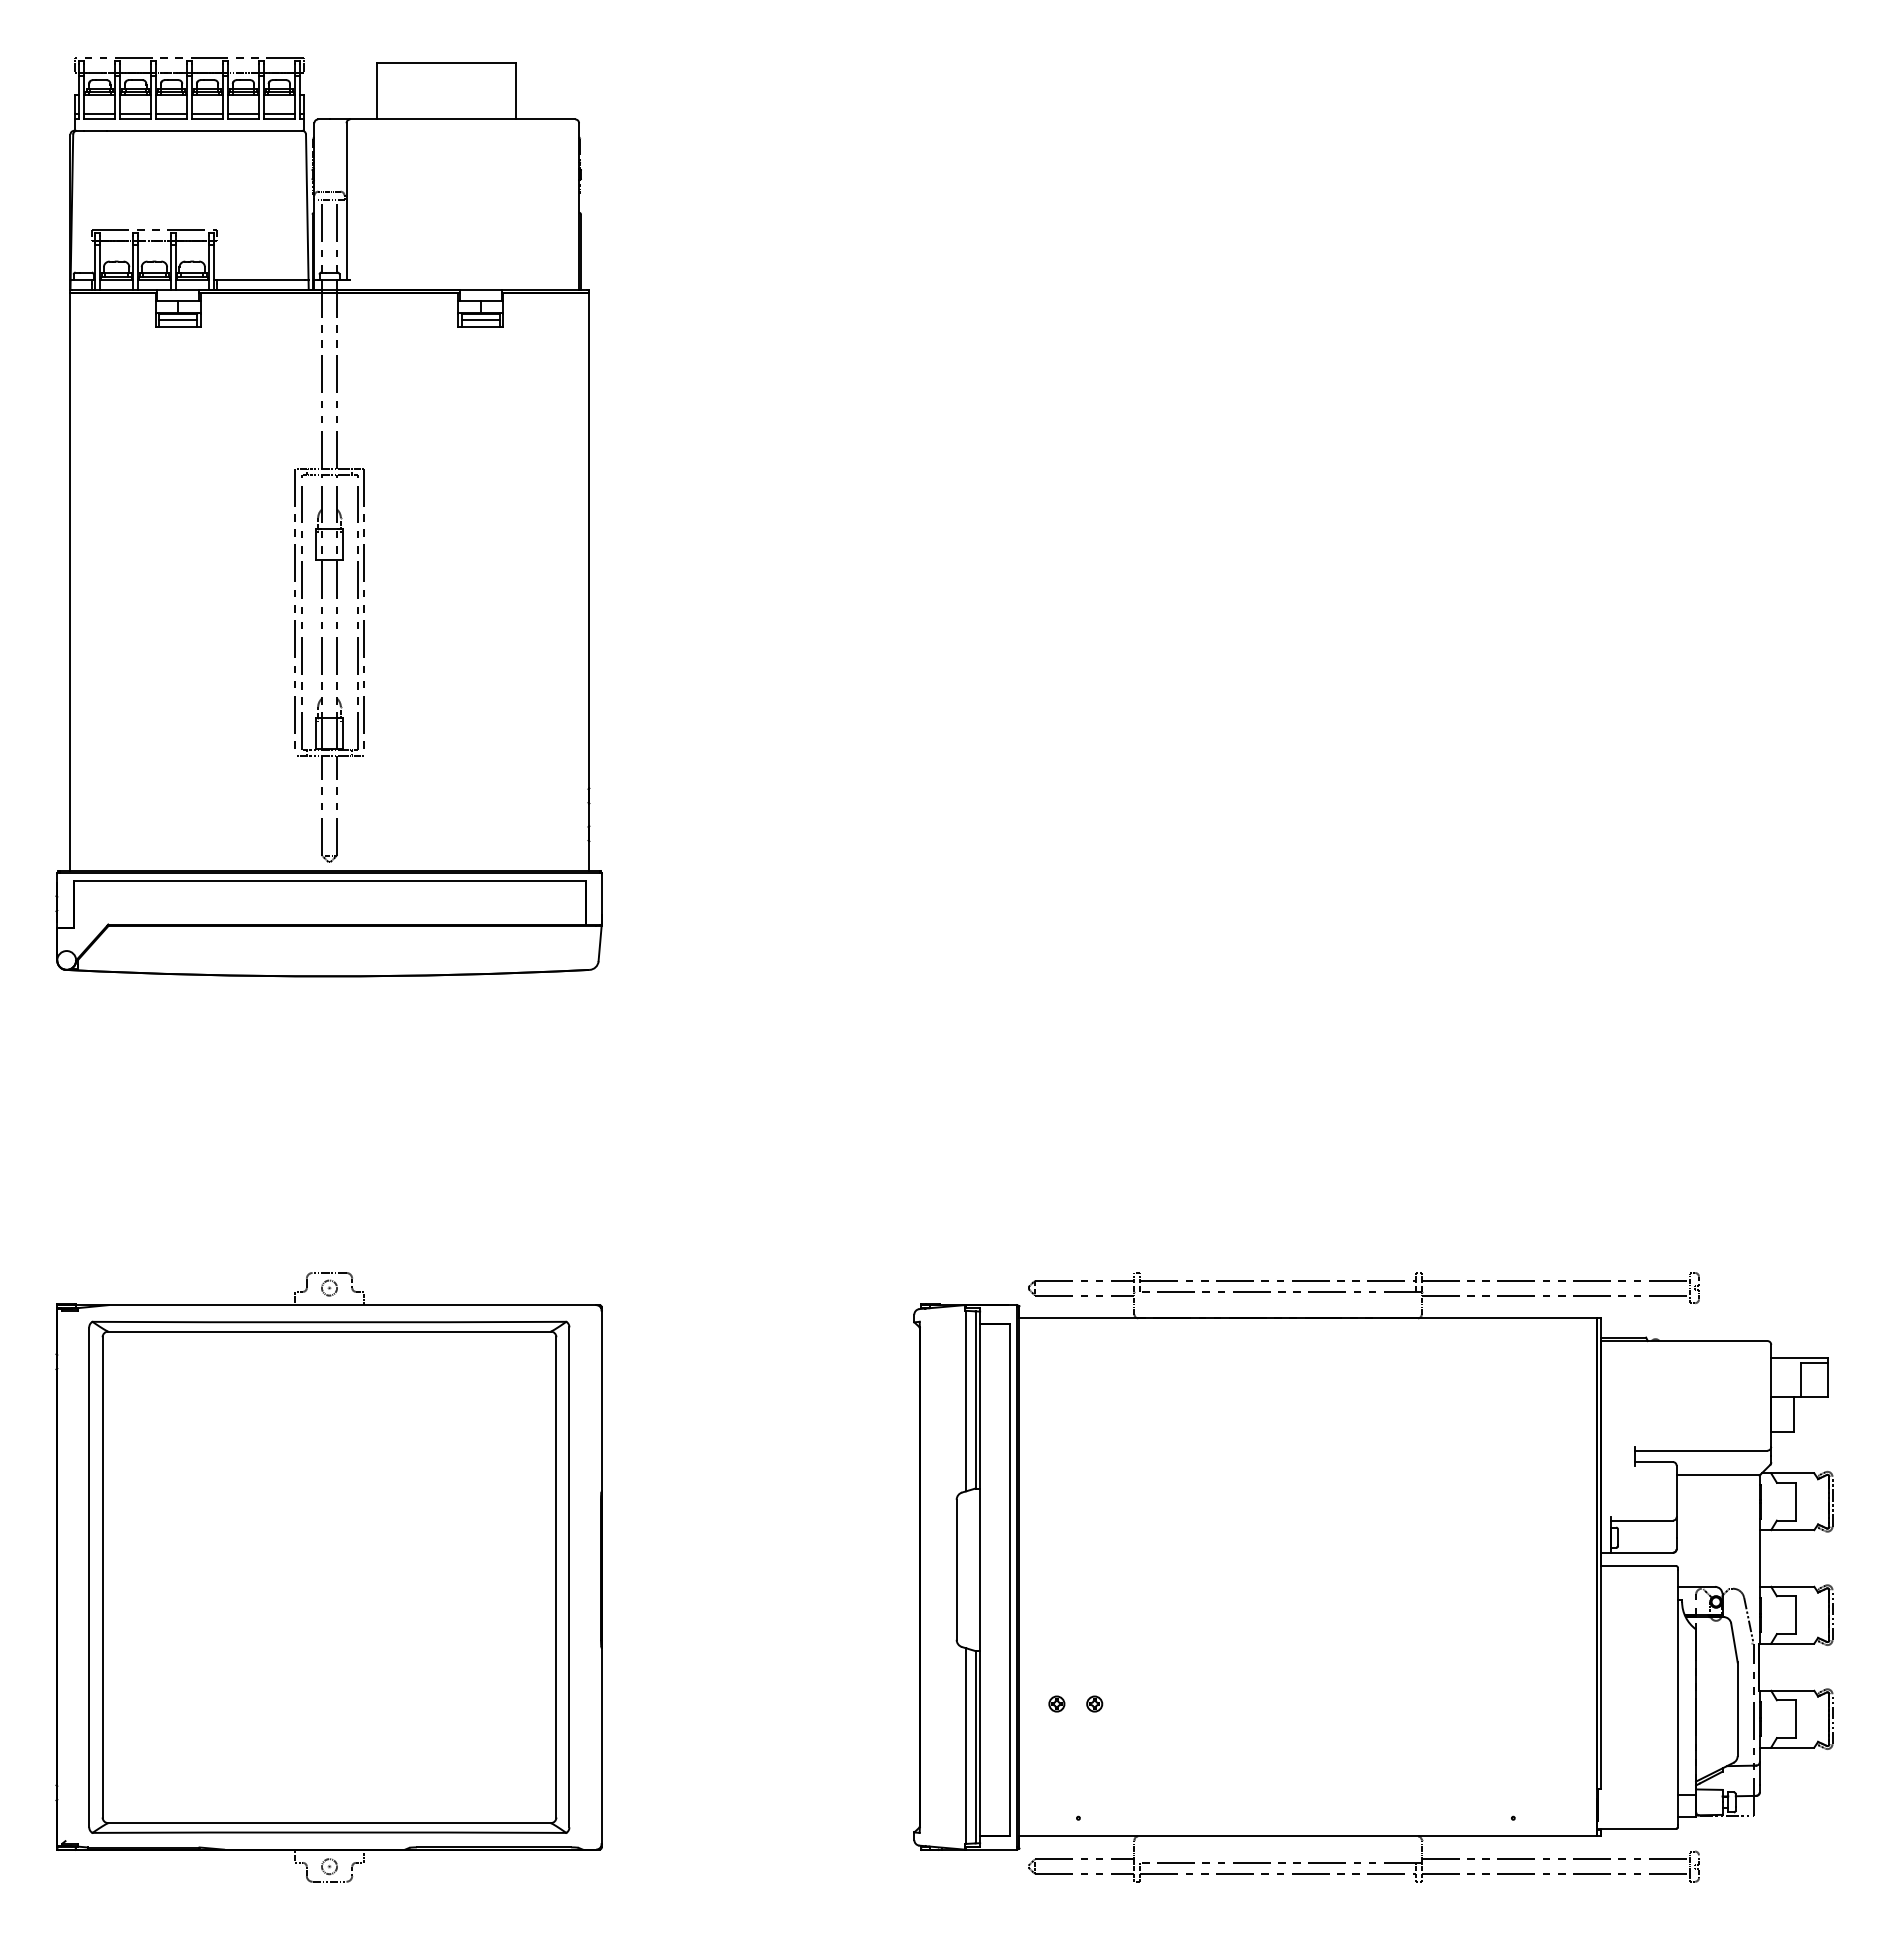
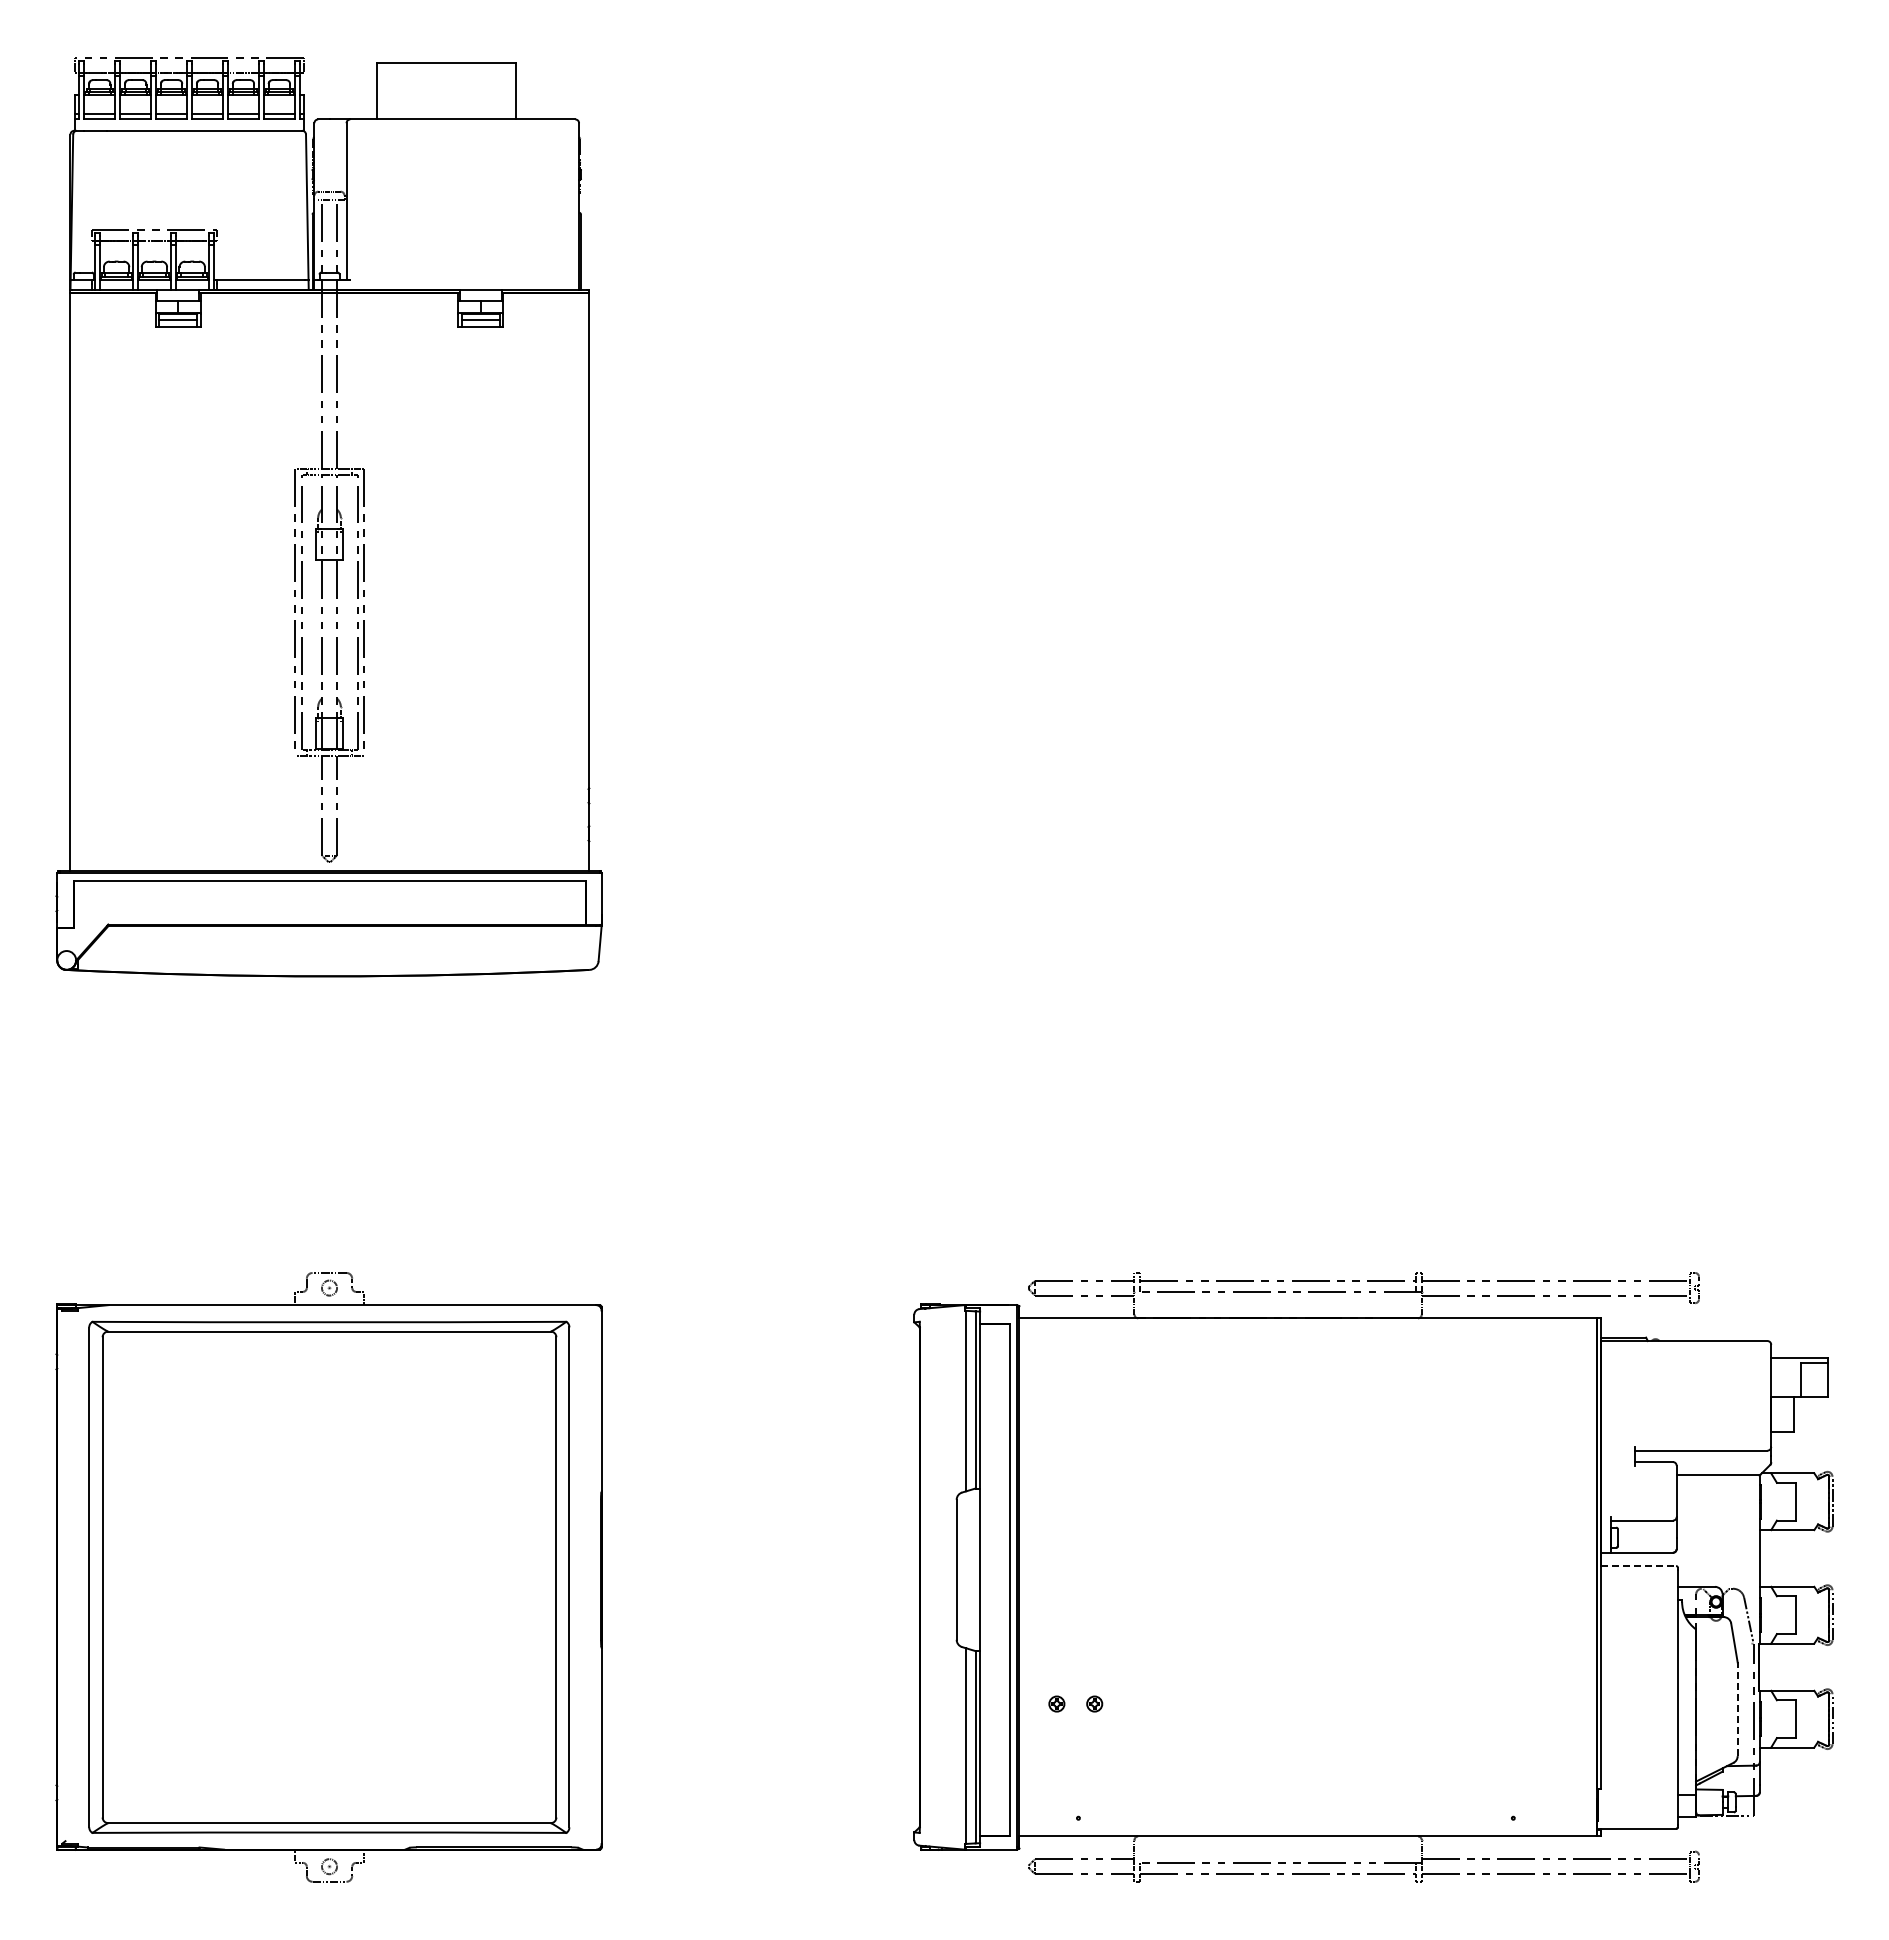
line: solid -> dashed (1639, 1566)
line: solid -> dashed (1737, 1709)
